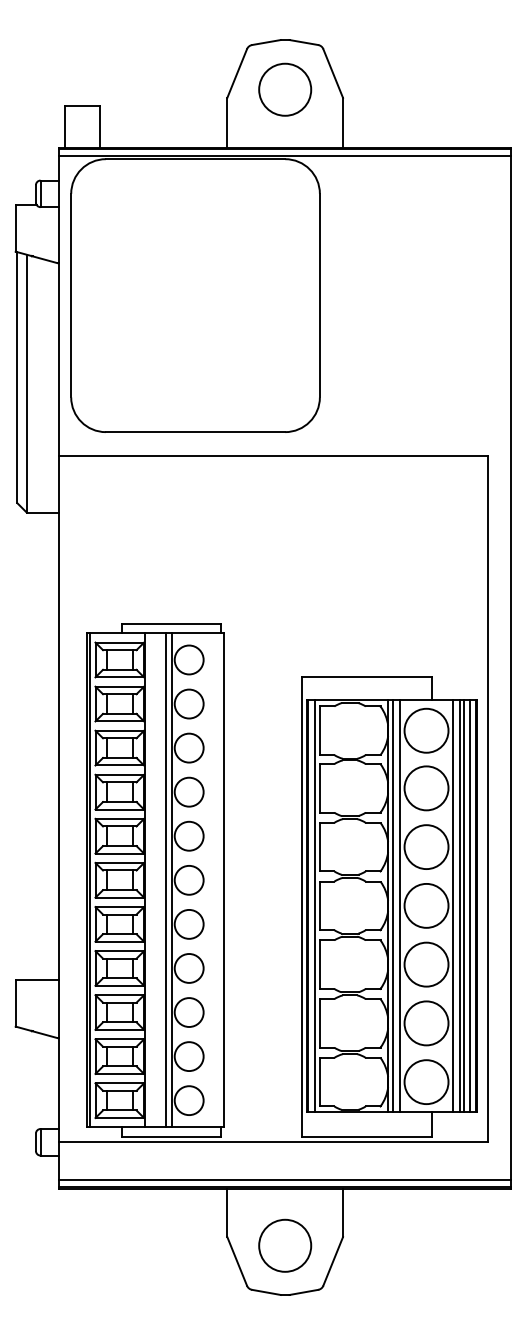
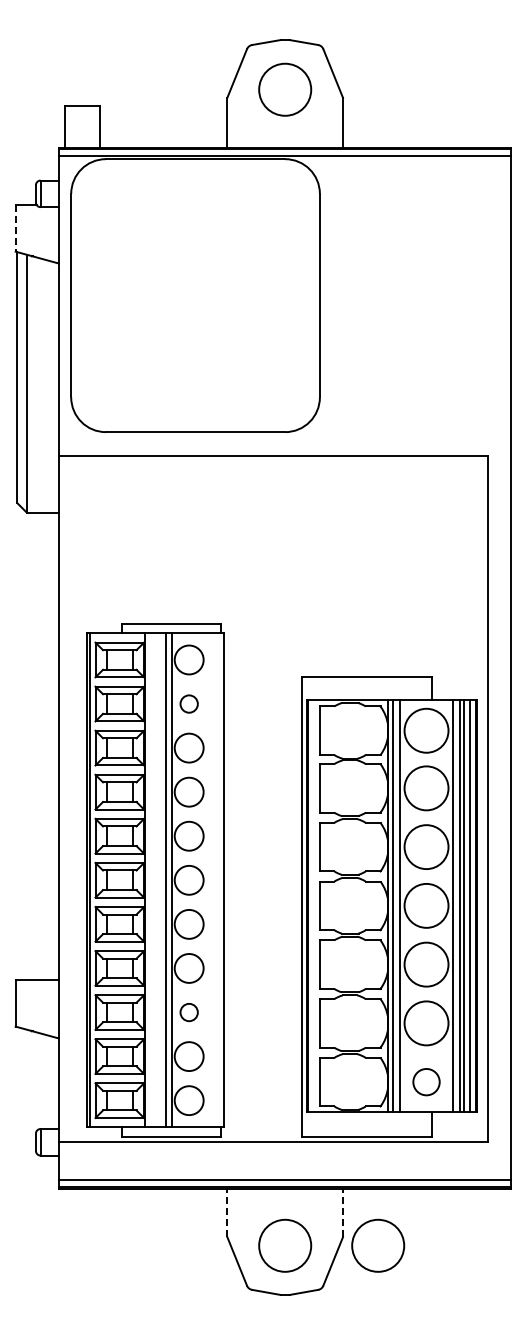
line: solid -> dashed (15, 229)
circle diameter: 29 px -> 17 px (188, 703)
line: present -> none (314, 905)
circle diameter: 29 px -> 17 px (188, 1012)
circle diameter: 44 px -> 26 px (426, 1081)
line: solid -> dashed (227, 1212)
line: solid -> dashed (343, 1212)
circle: none -> present (378, 1245)
